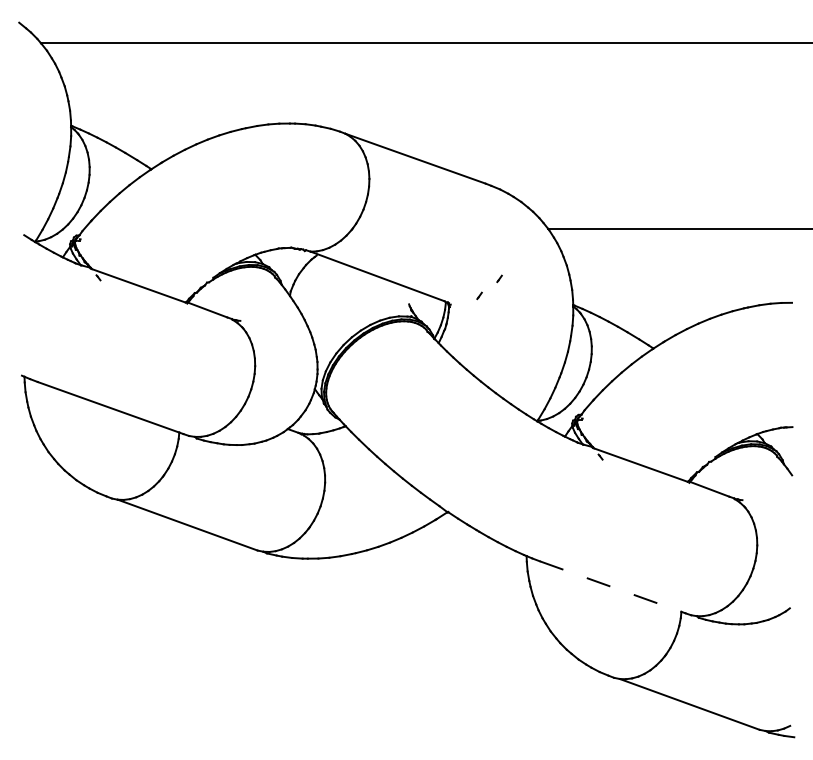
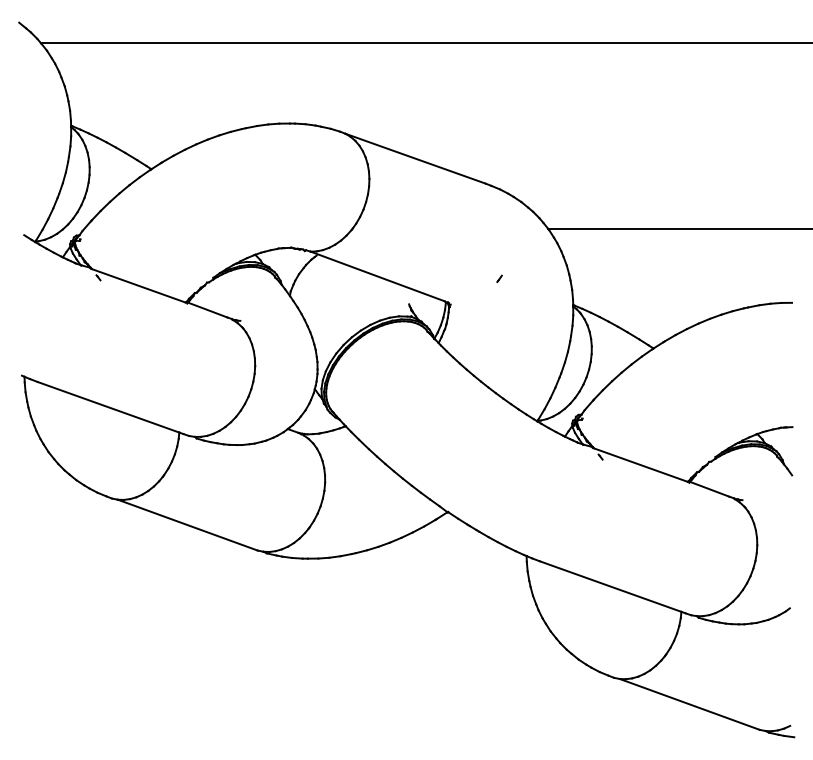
part: present -> none (479, 295)
line: dashed -> solid (611, 586)
